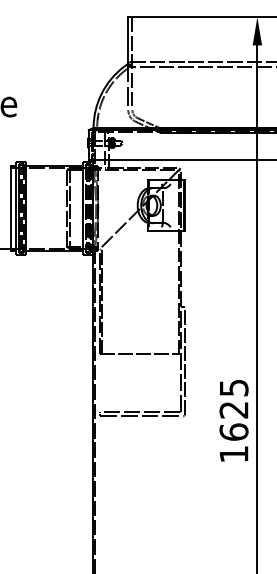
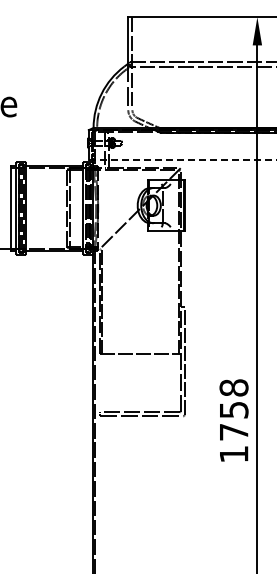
line: solid -> dashed (182, 160)
text: 1625 -> 1758 (233, 409)
